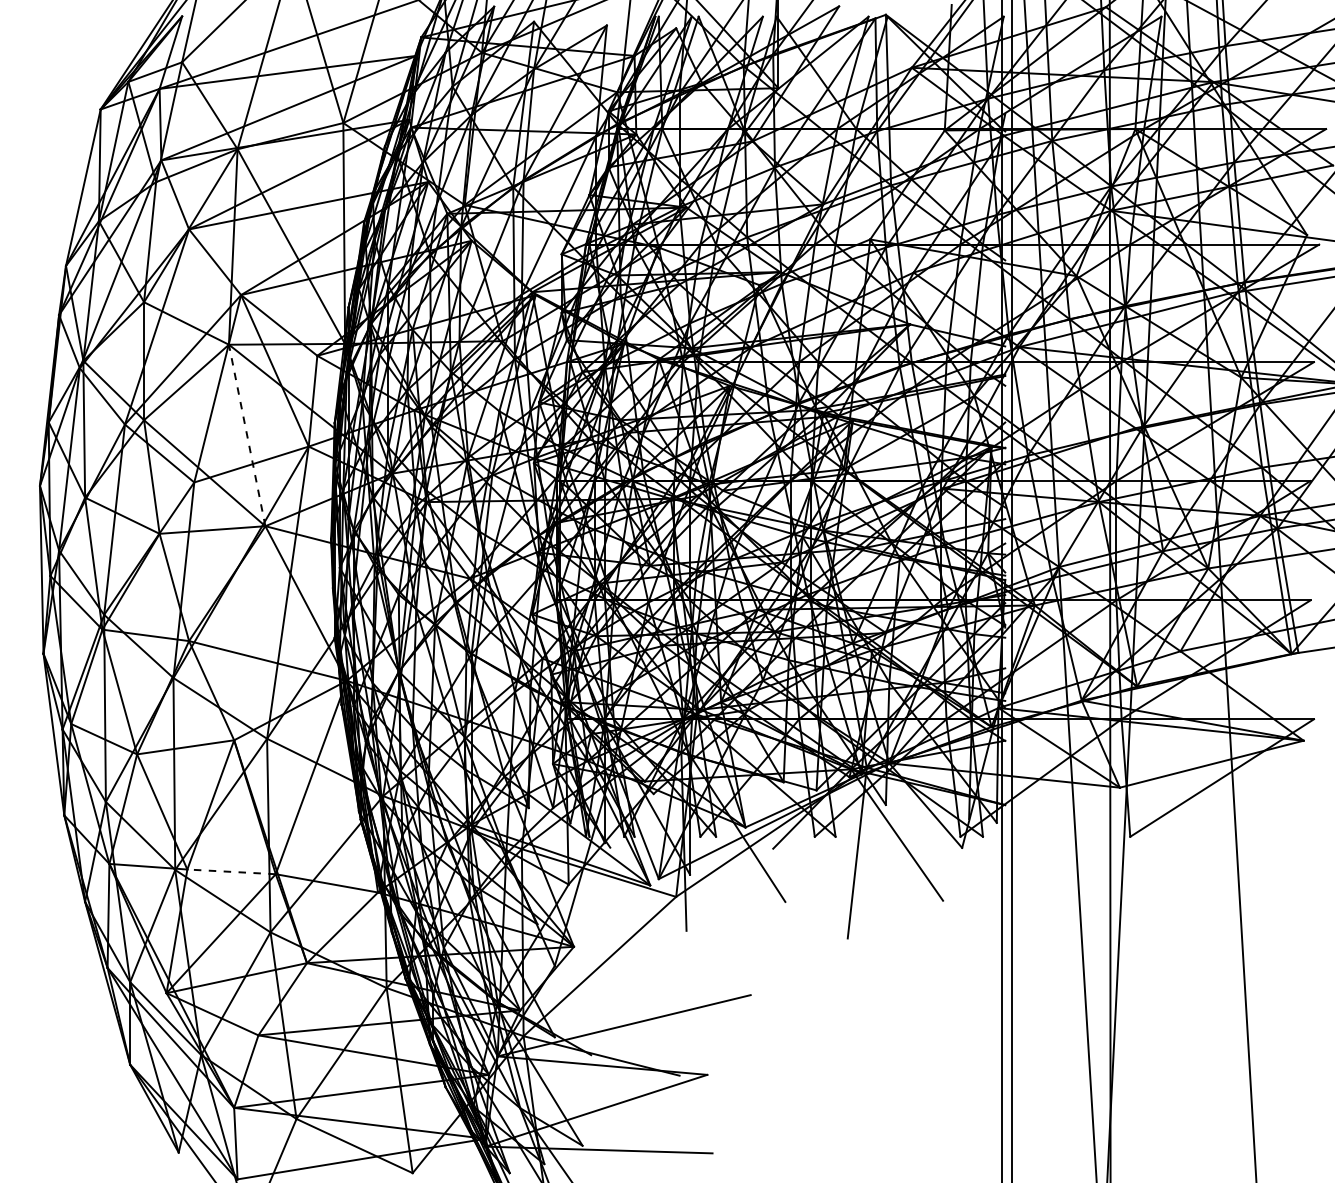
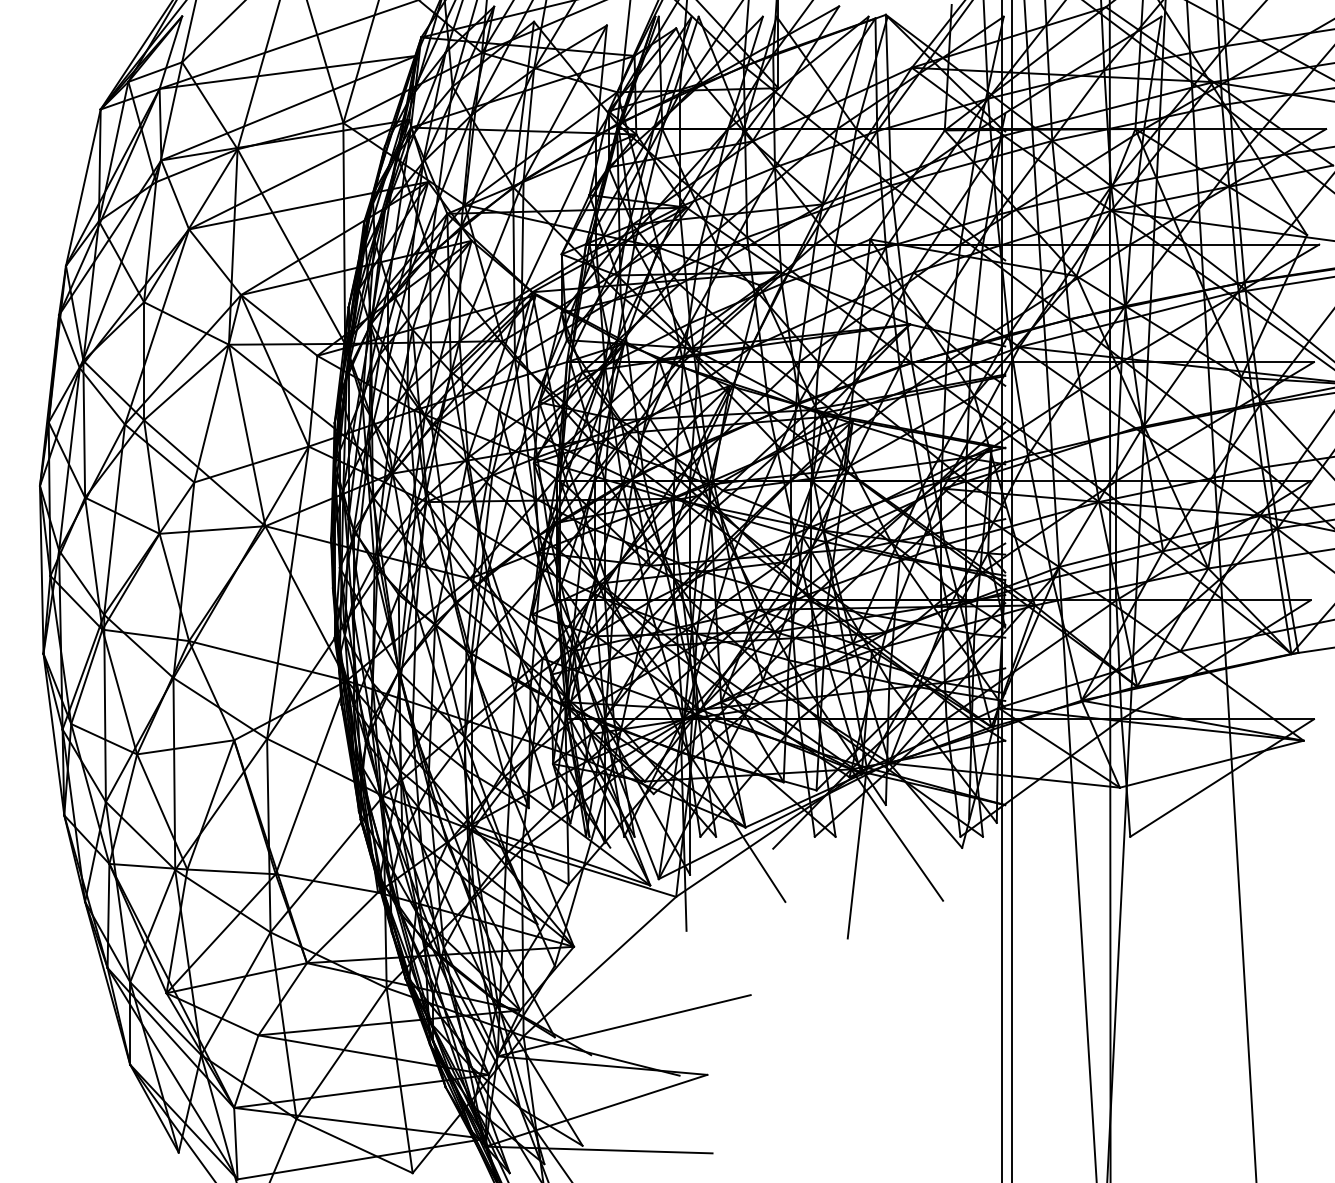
line: dashed -> solid (247, 435)
line: dashed -> solid (231, 871)
